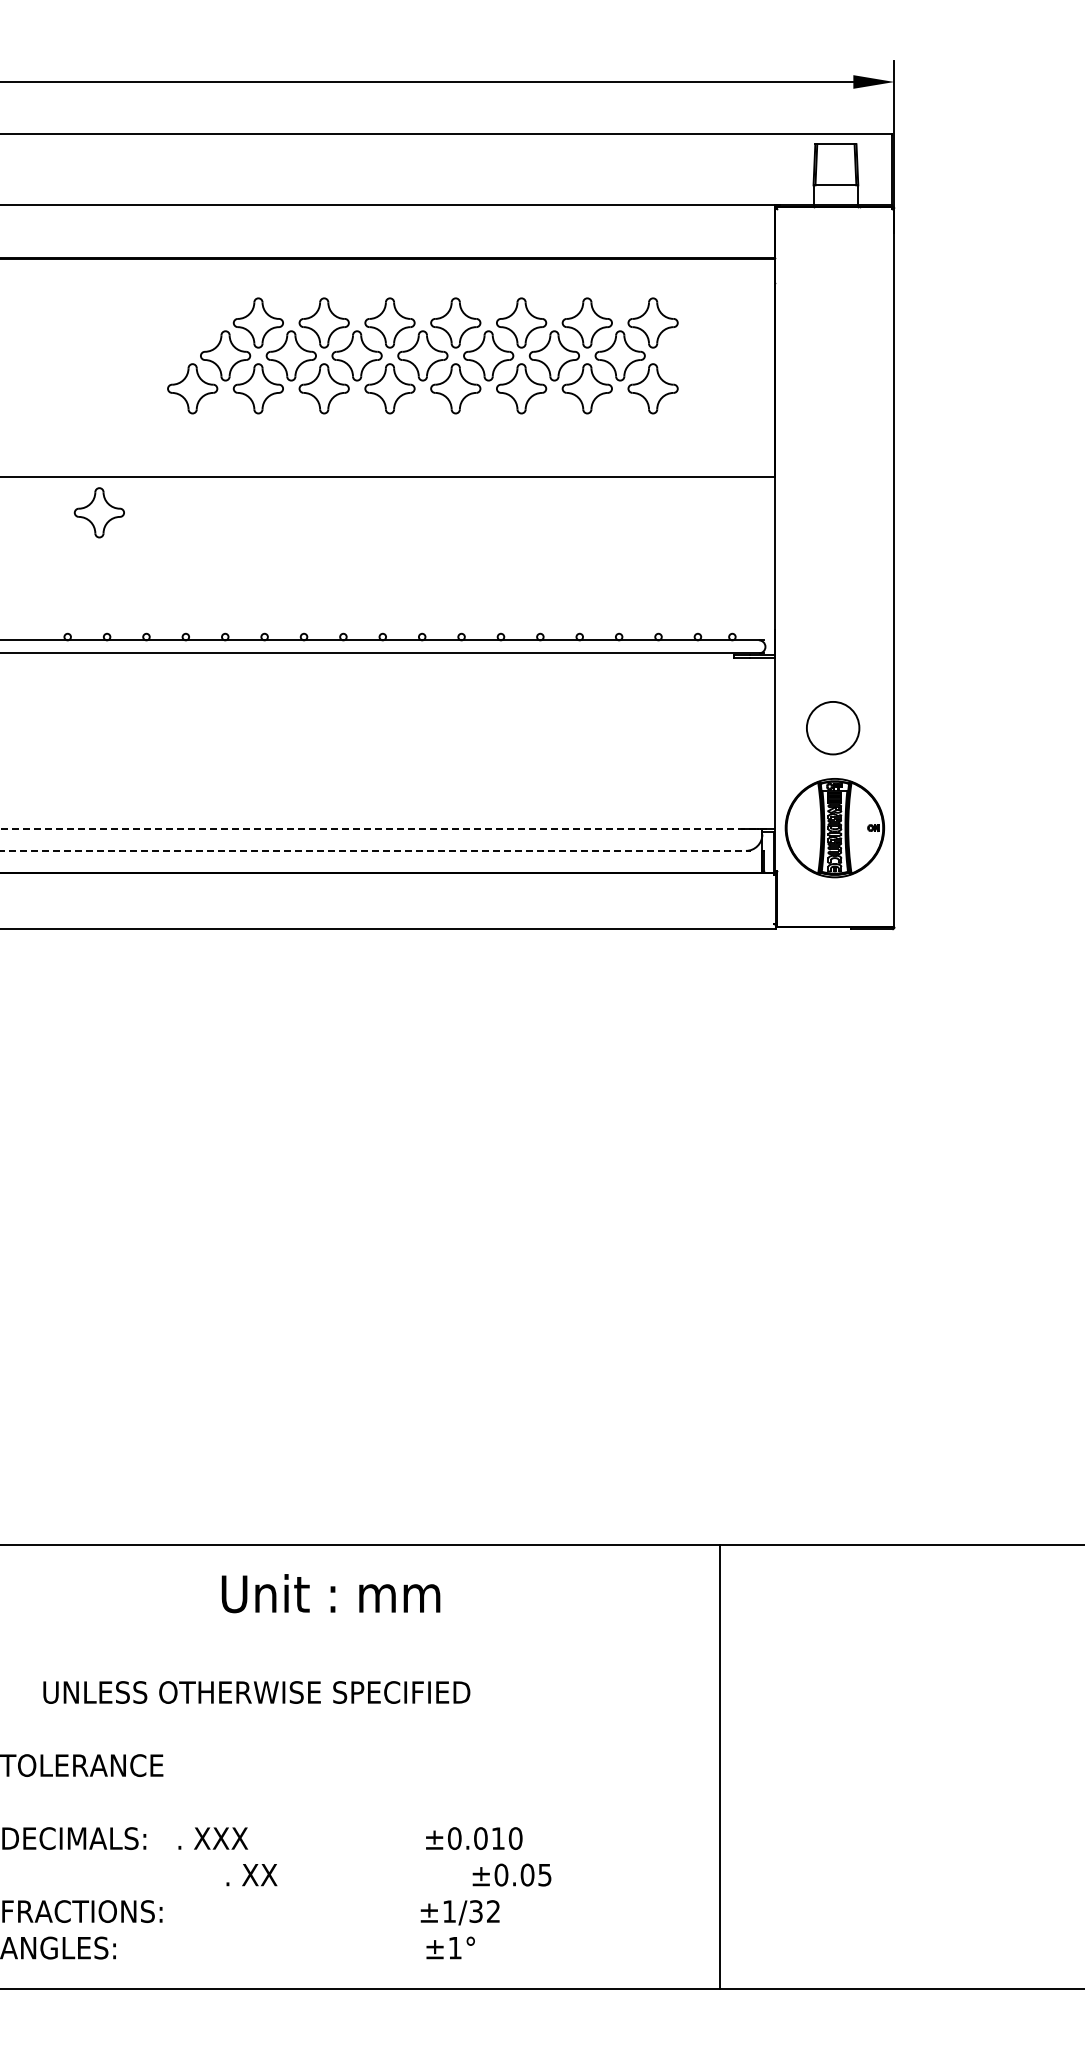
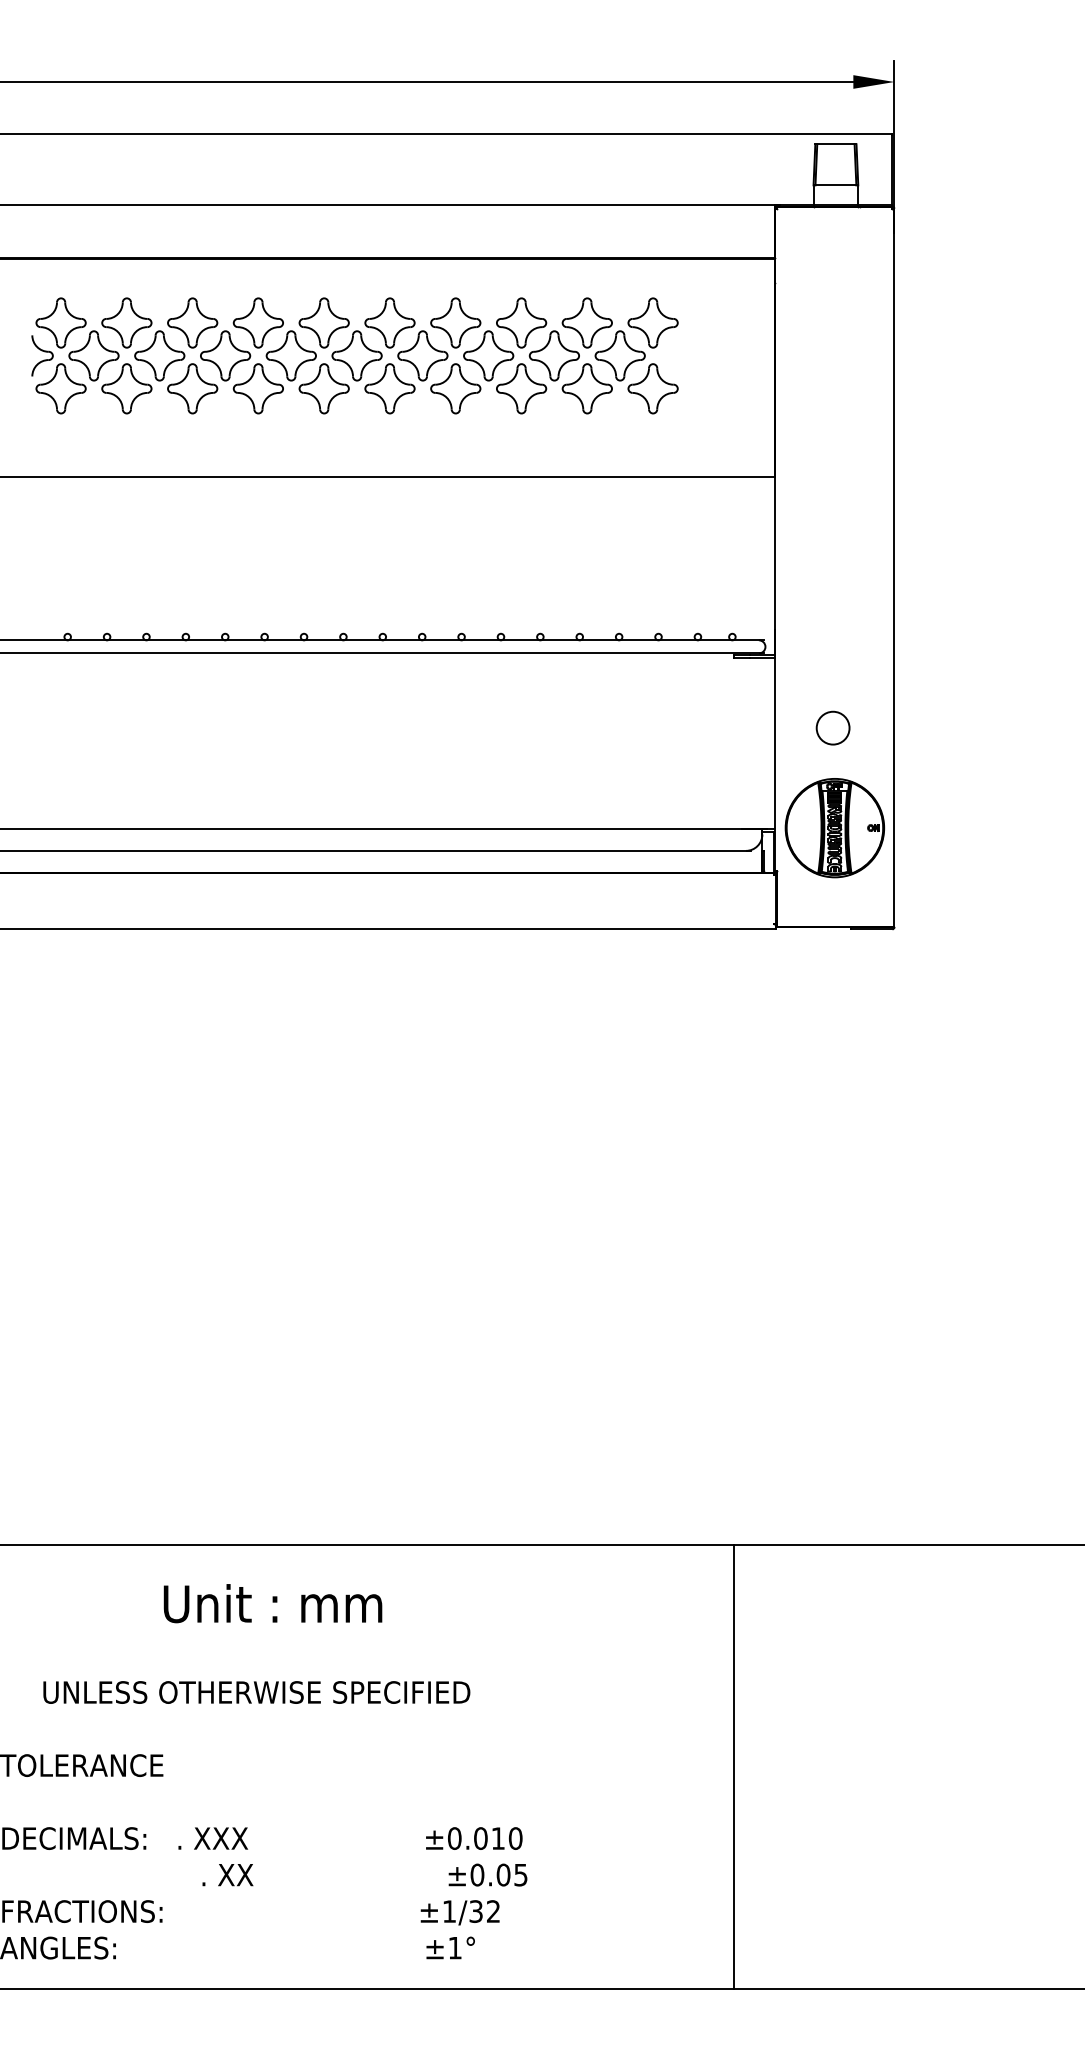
part: none -> present (124, 355)
part: present -> none (98, 512)
circle diameter: 53 px -> 33 px (832, 727)
line: dashed -> solid (383, 829)
line: dashed -> solid (376, 850)
text position: (330, 1593) -> (272, 1603) (272, 1603)
line position: (720, 1766) -> (734, 1766) (734, 1766)
text position: (388, 1874) -> (364, 1874) (364, 1874)
